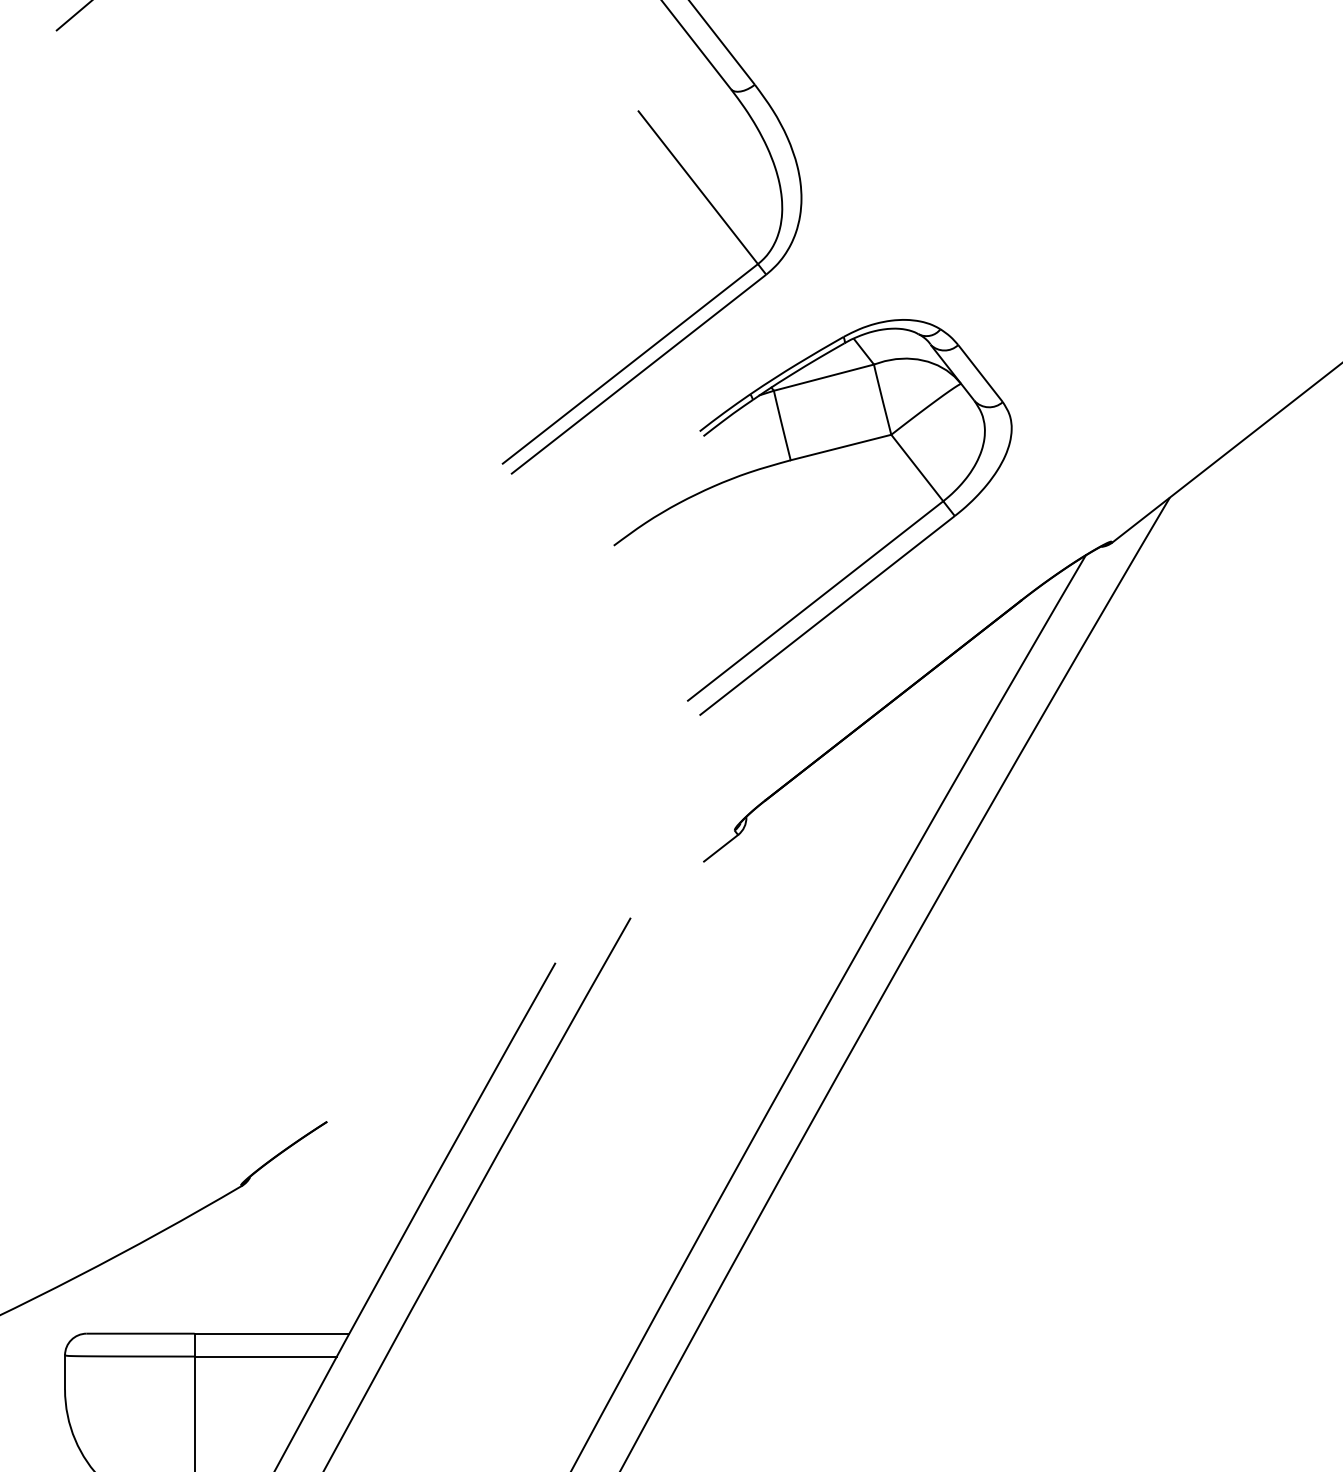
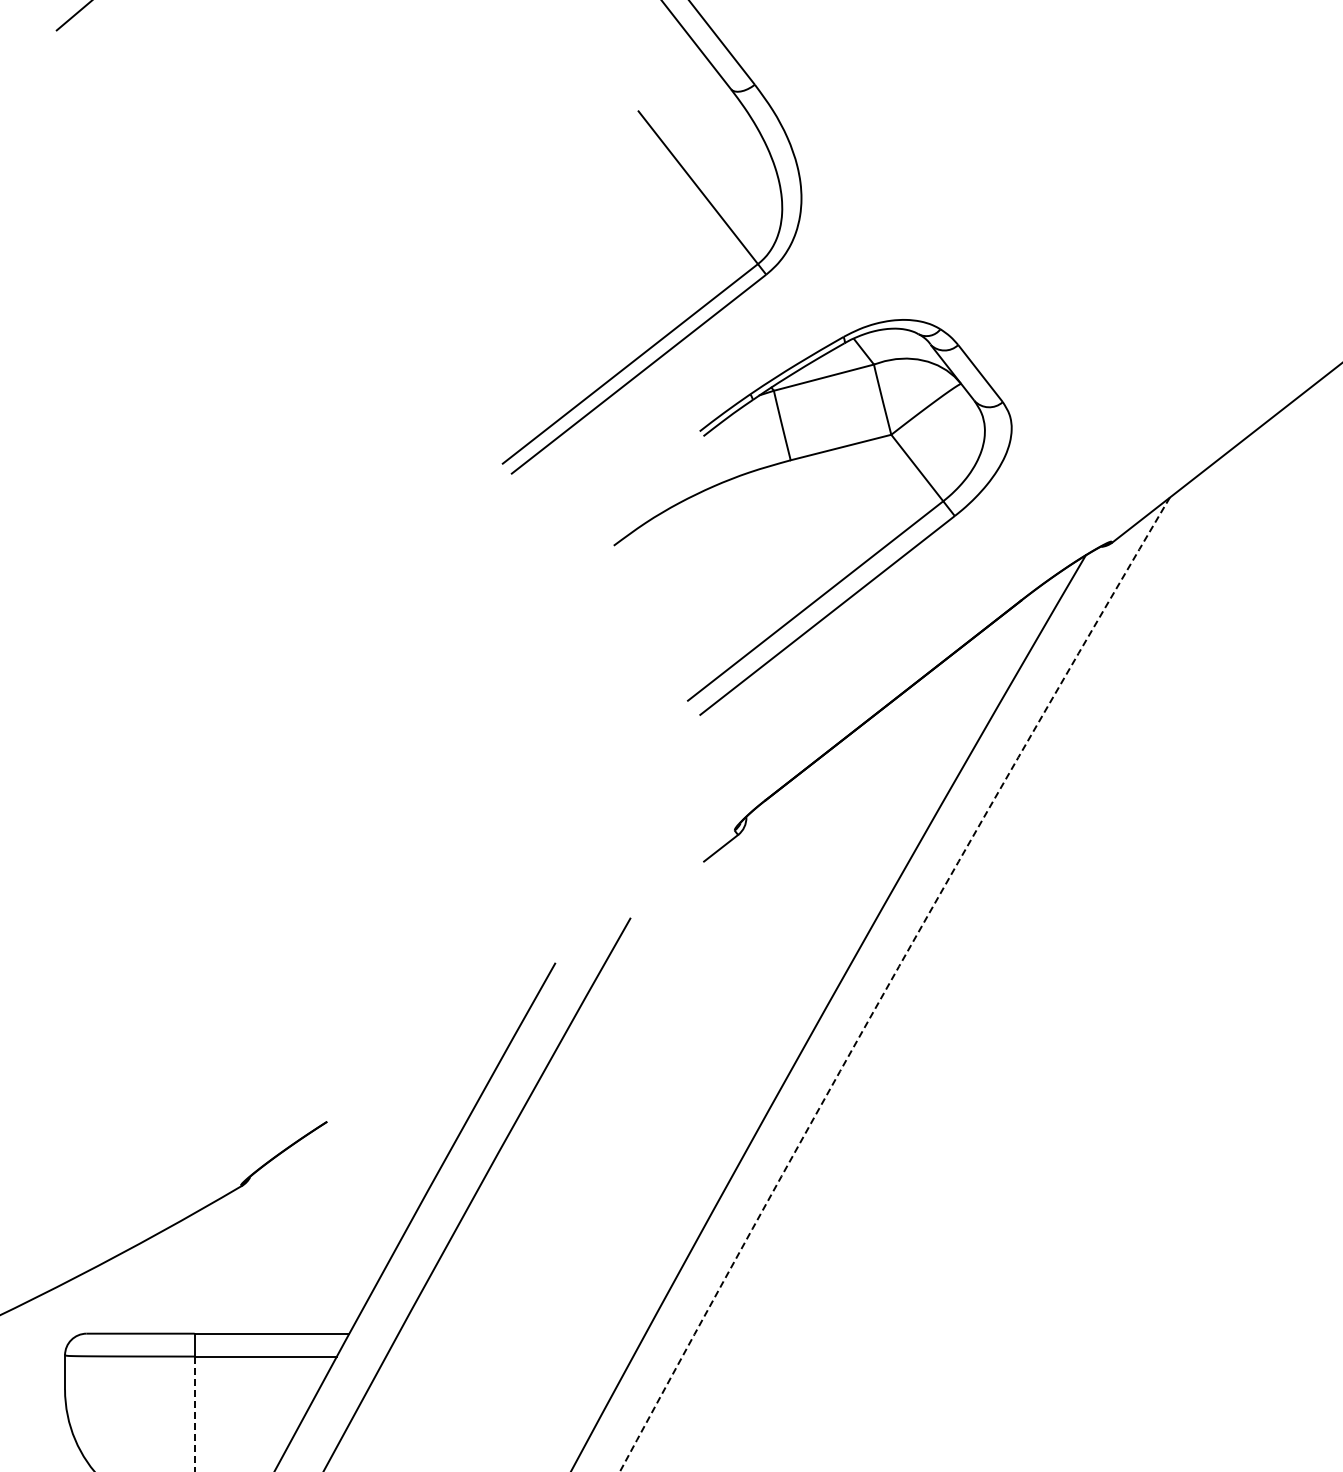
arc: solid -> dashed (890, 982)
line: solid -> dashed (194, 1414)
